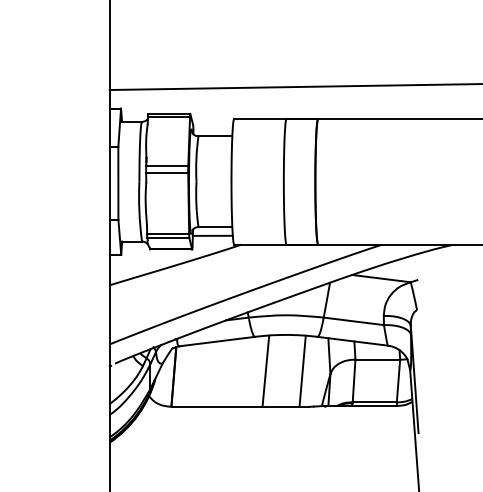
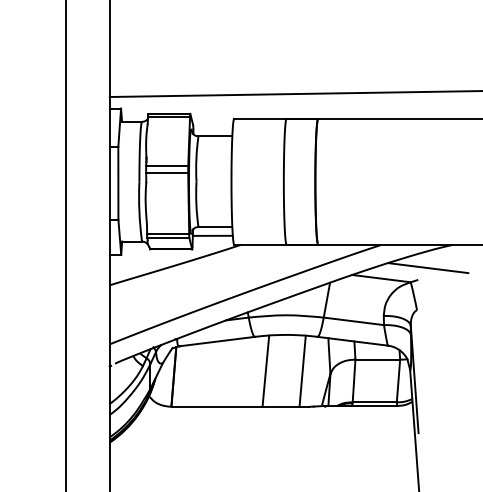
line position: (294, 87) -> (294, 94) (294, 94)
line: none -> present (65, 245)
line: none -> present (428, 268)
